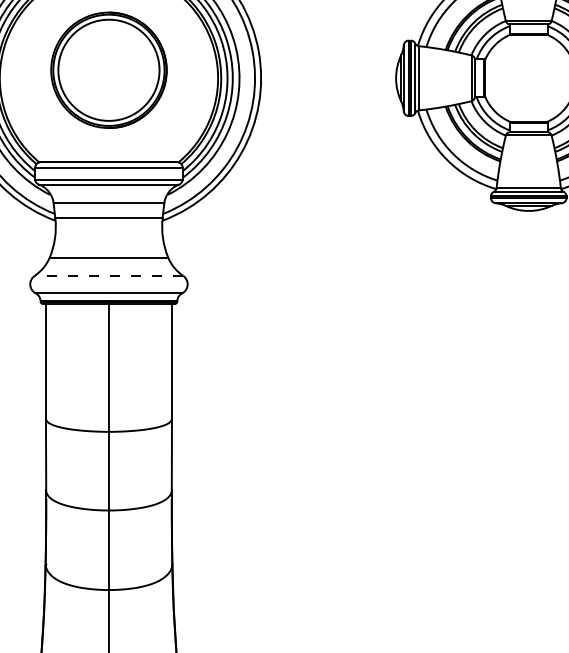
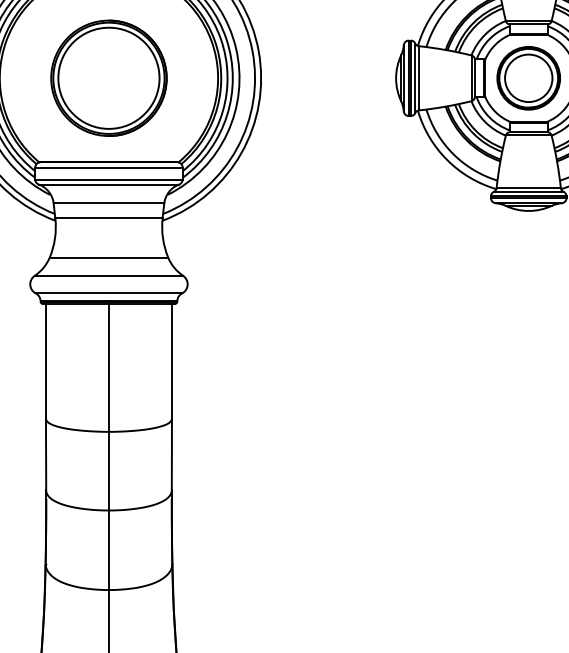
part position: (108, 69) -> (108, 77) (108, 77)
part: none -> present (528, 78)
line: dashed -> solid (108, 275)
